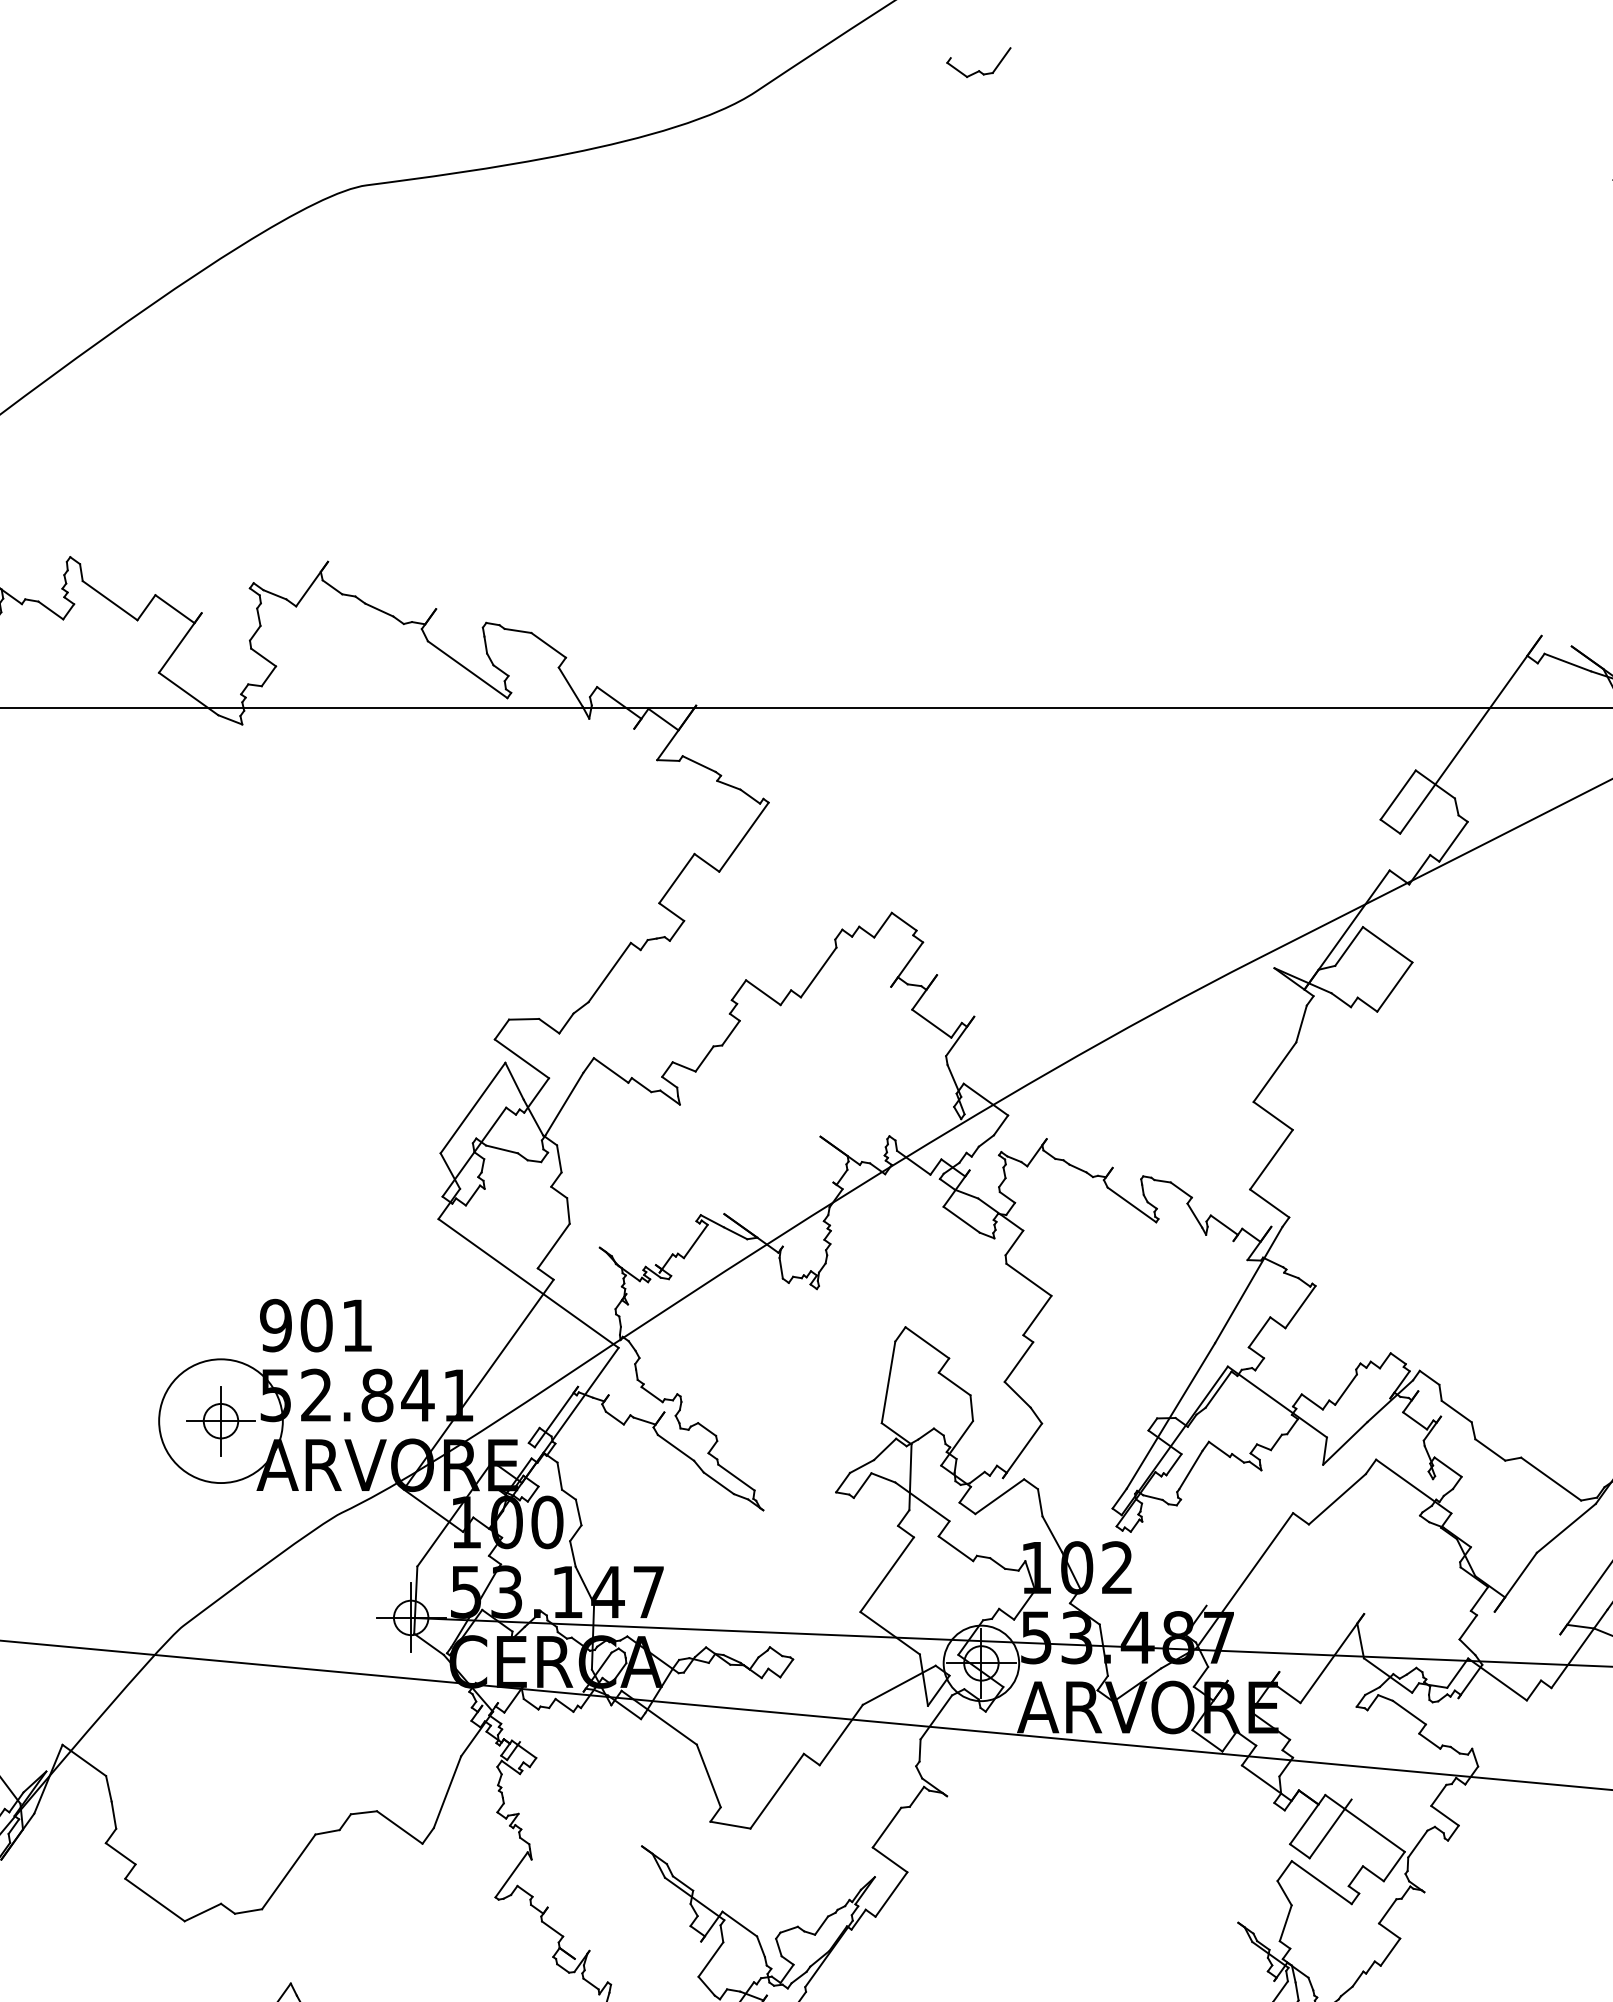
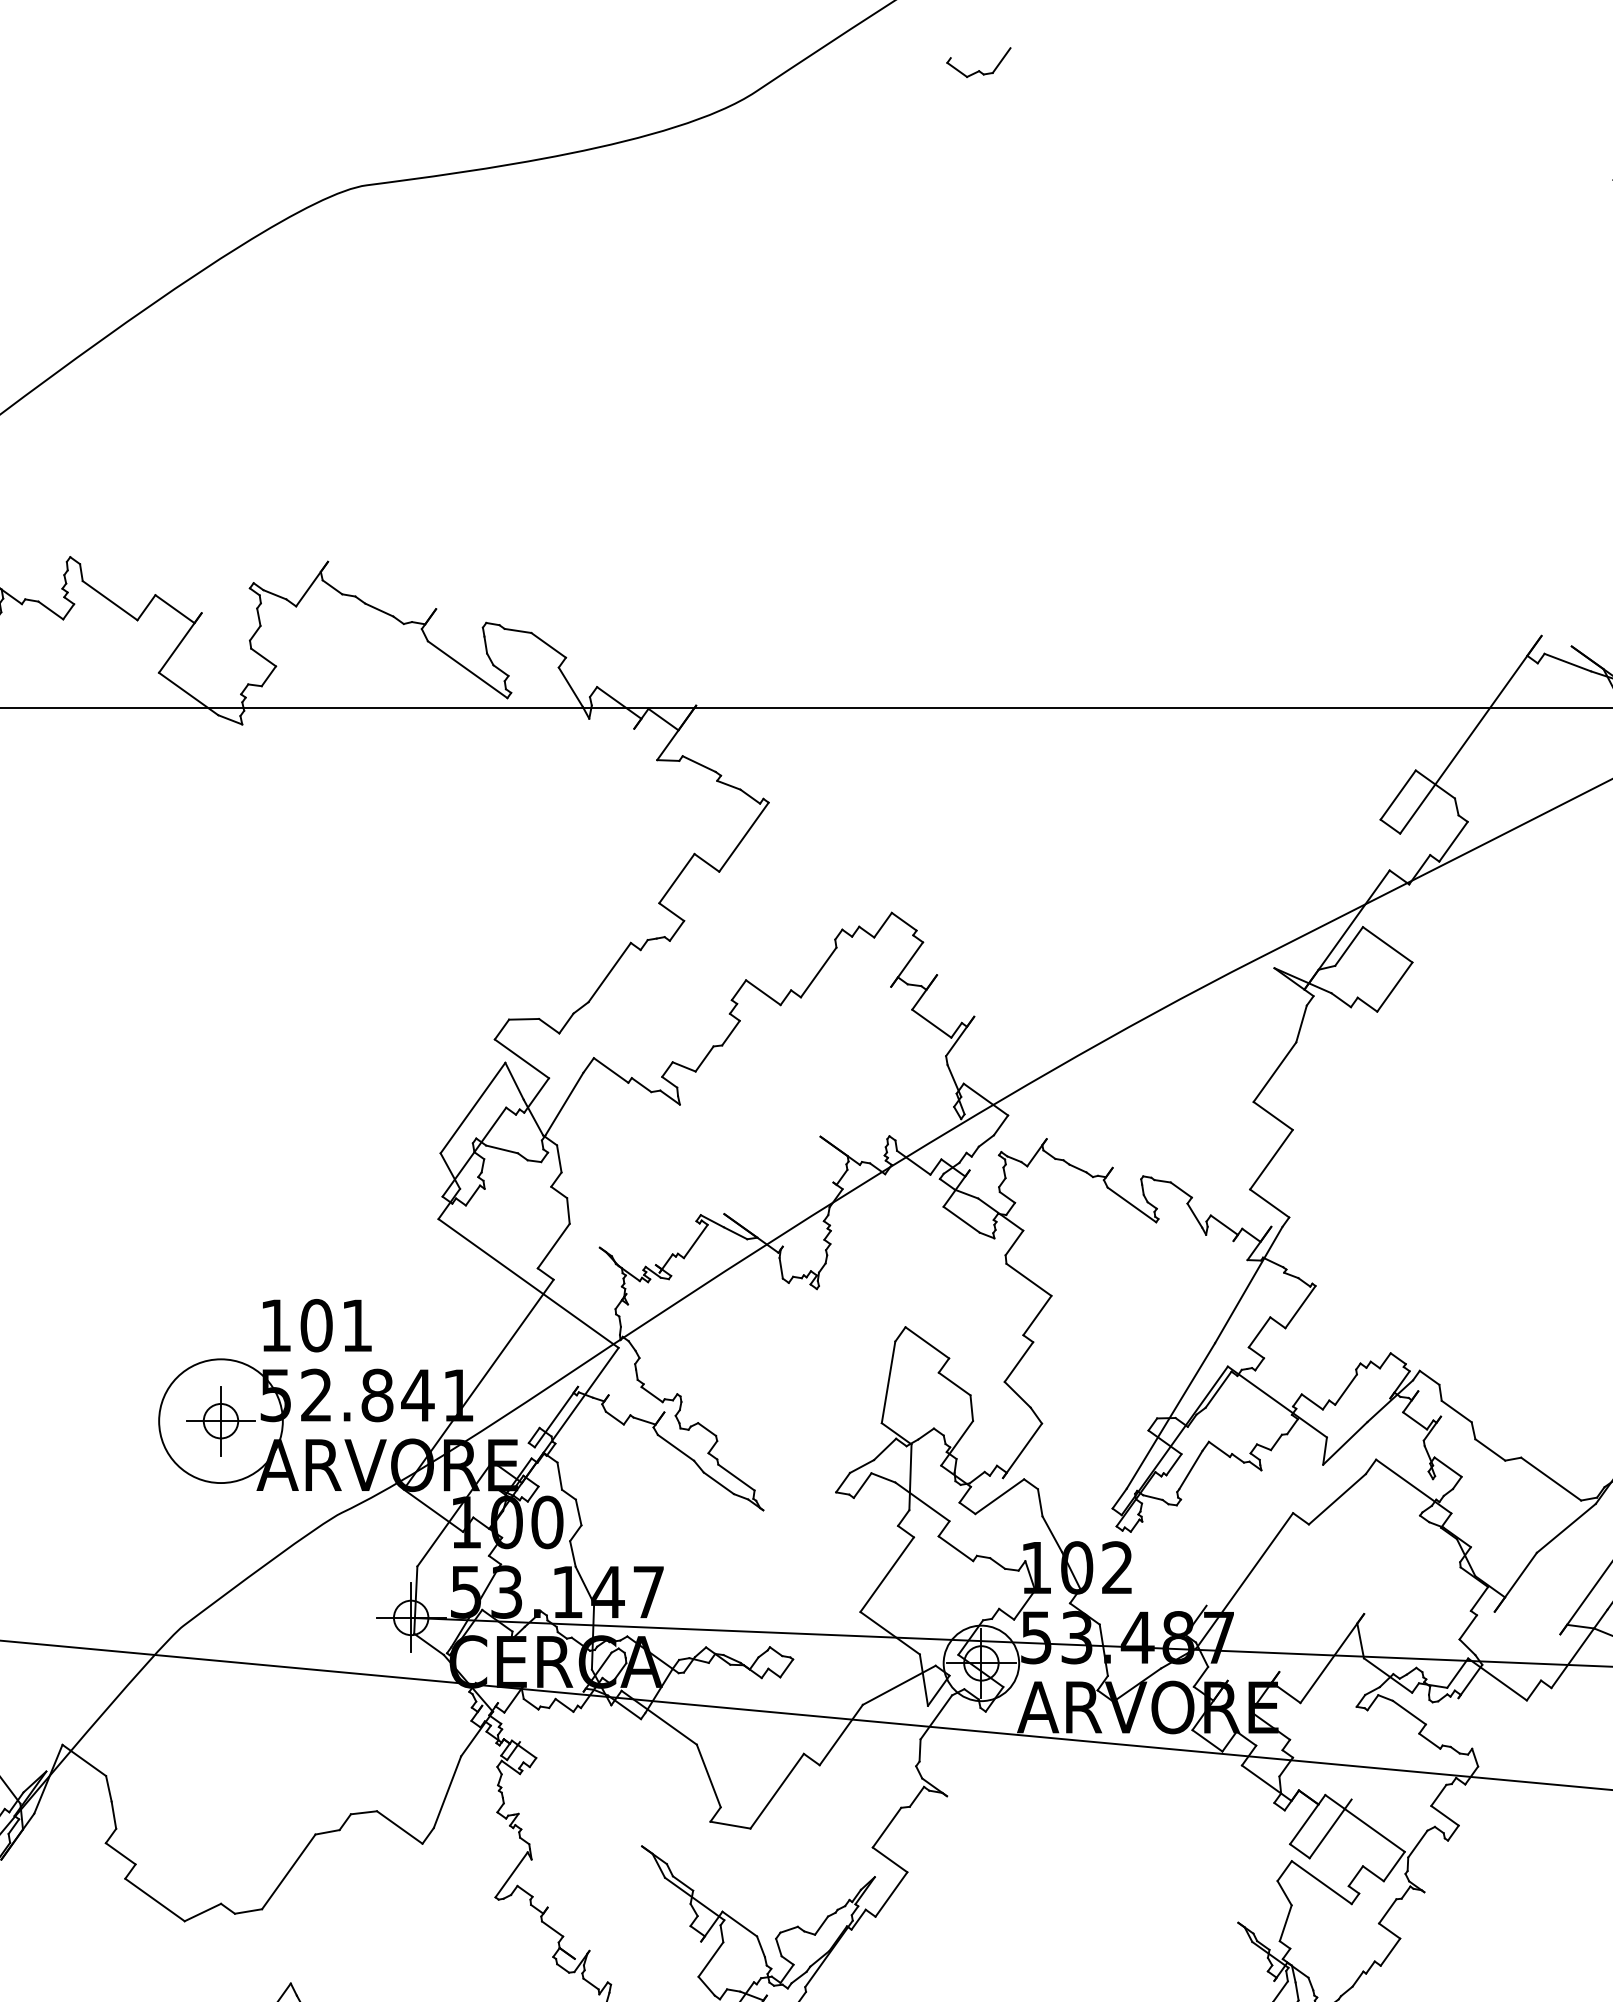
text: 901 -> 101 (275, 1325)
